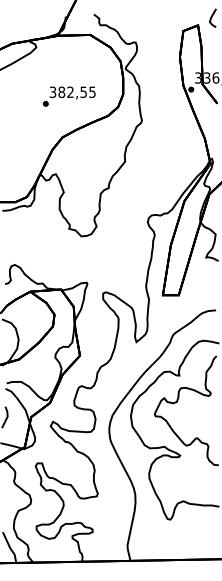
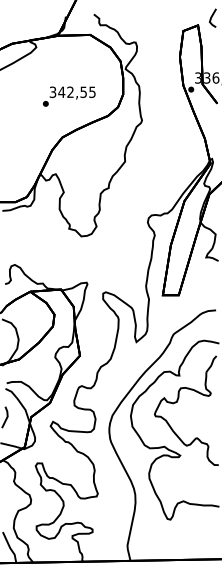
text: 382,55 -> 342,55 (61, 91)
